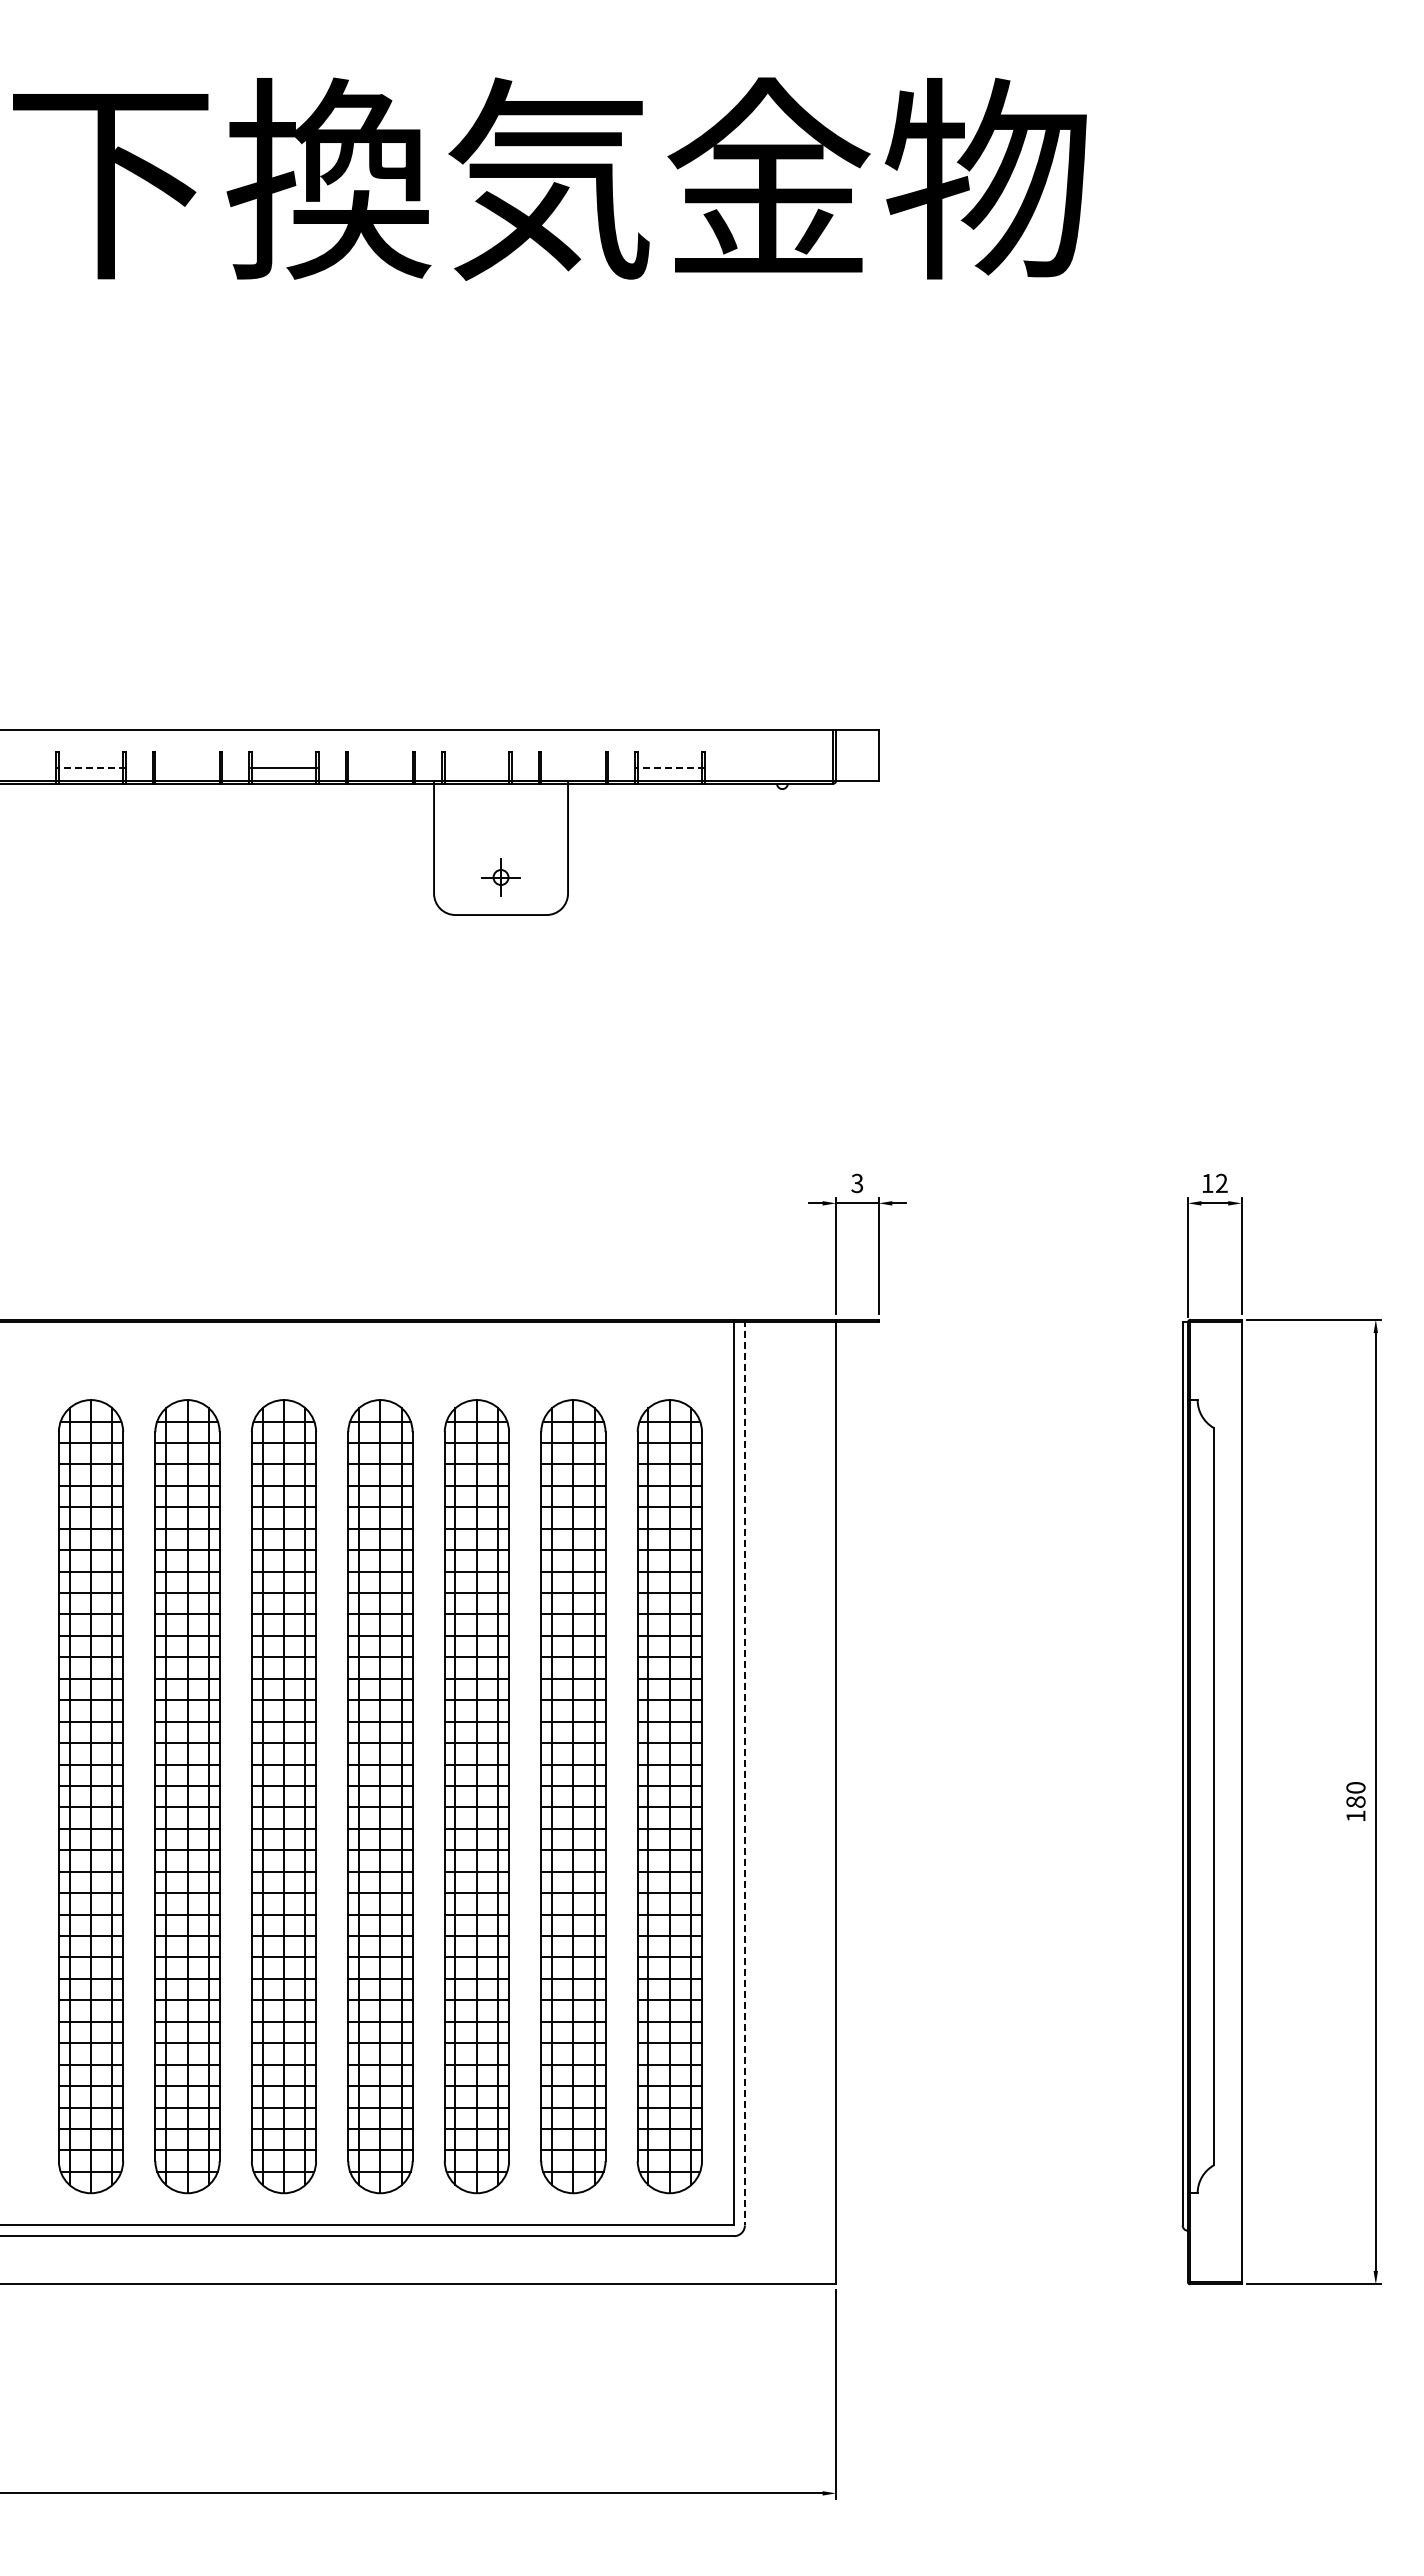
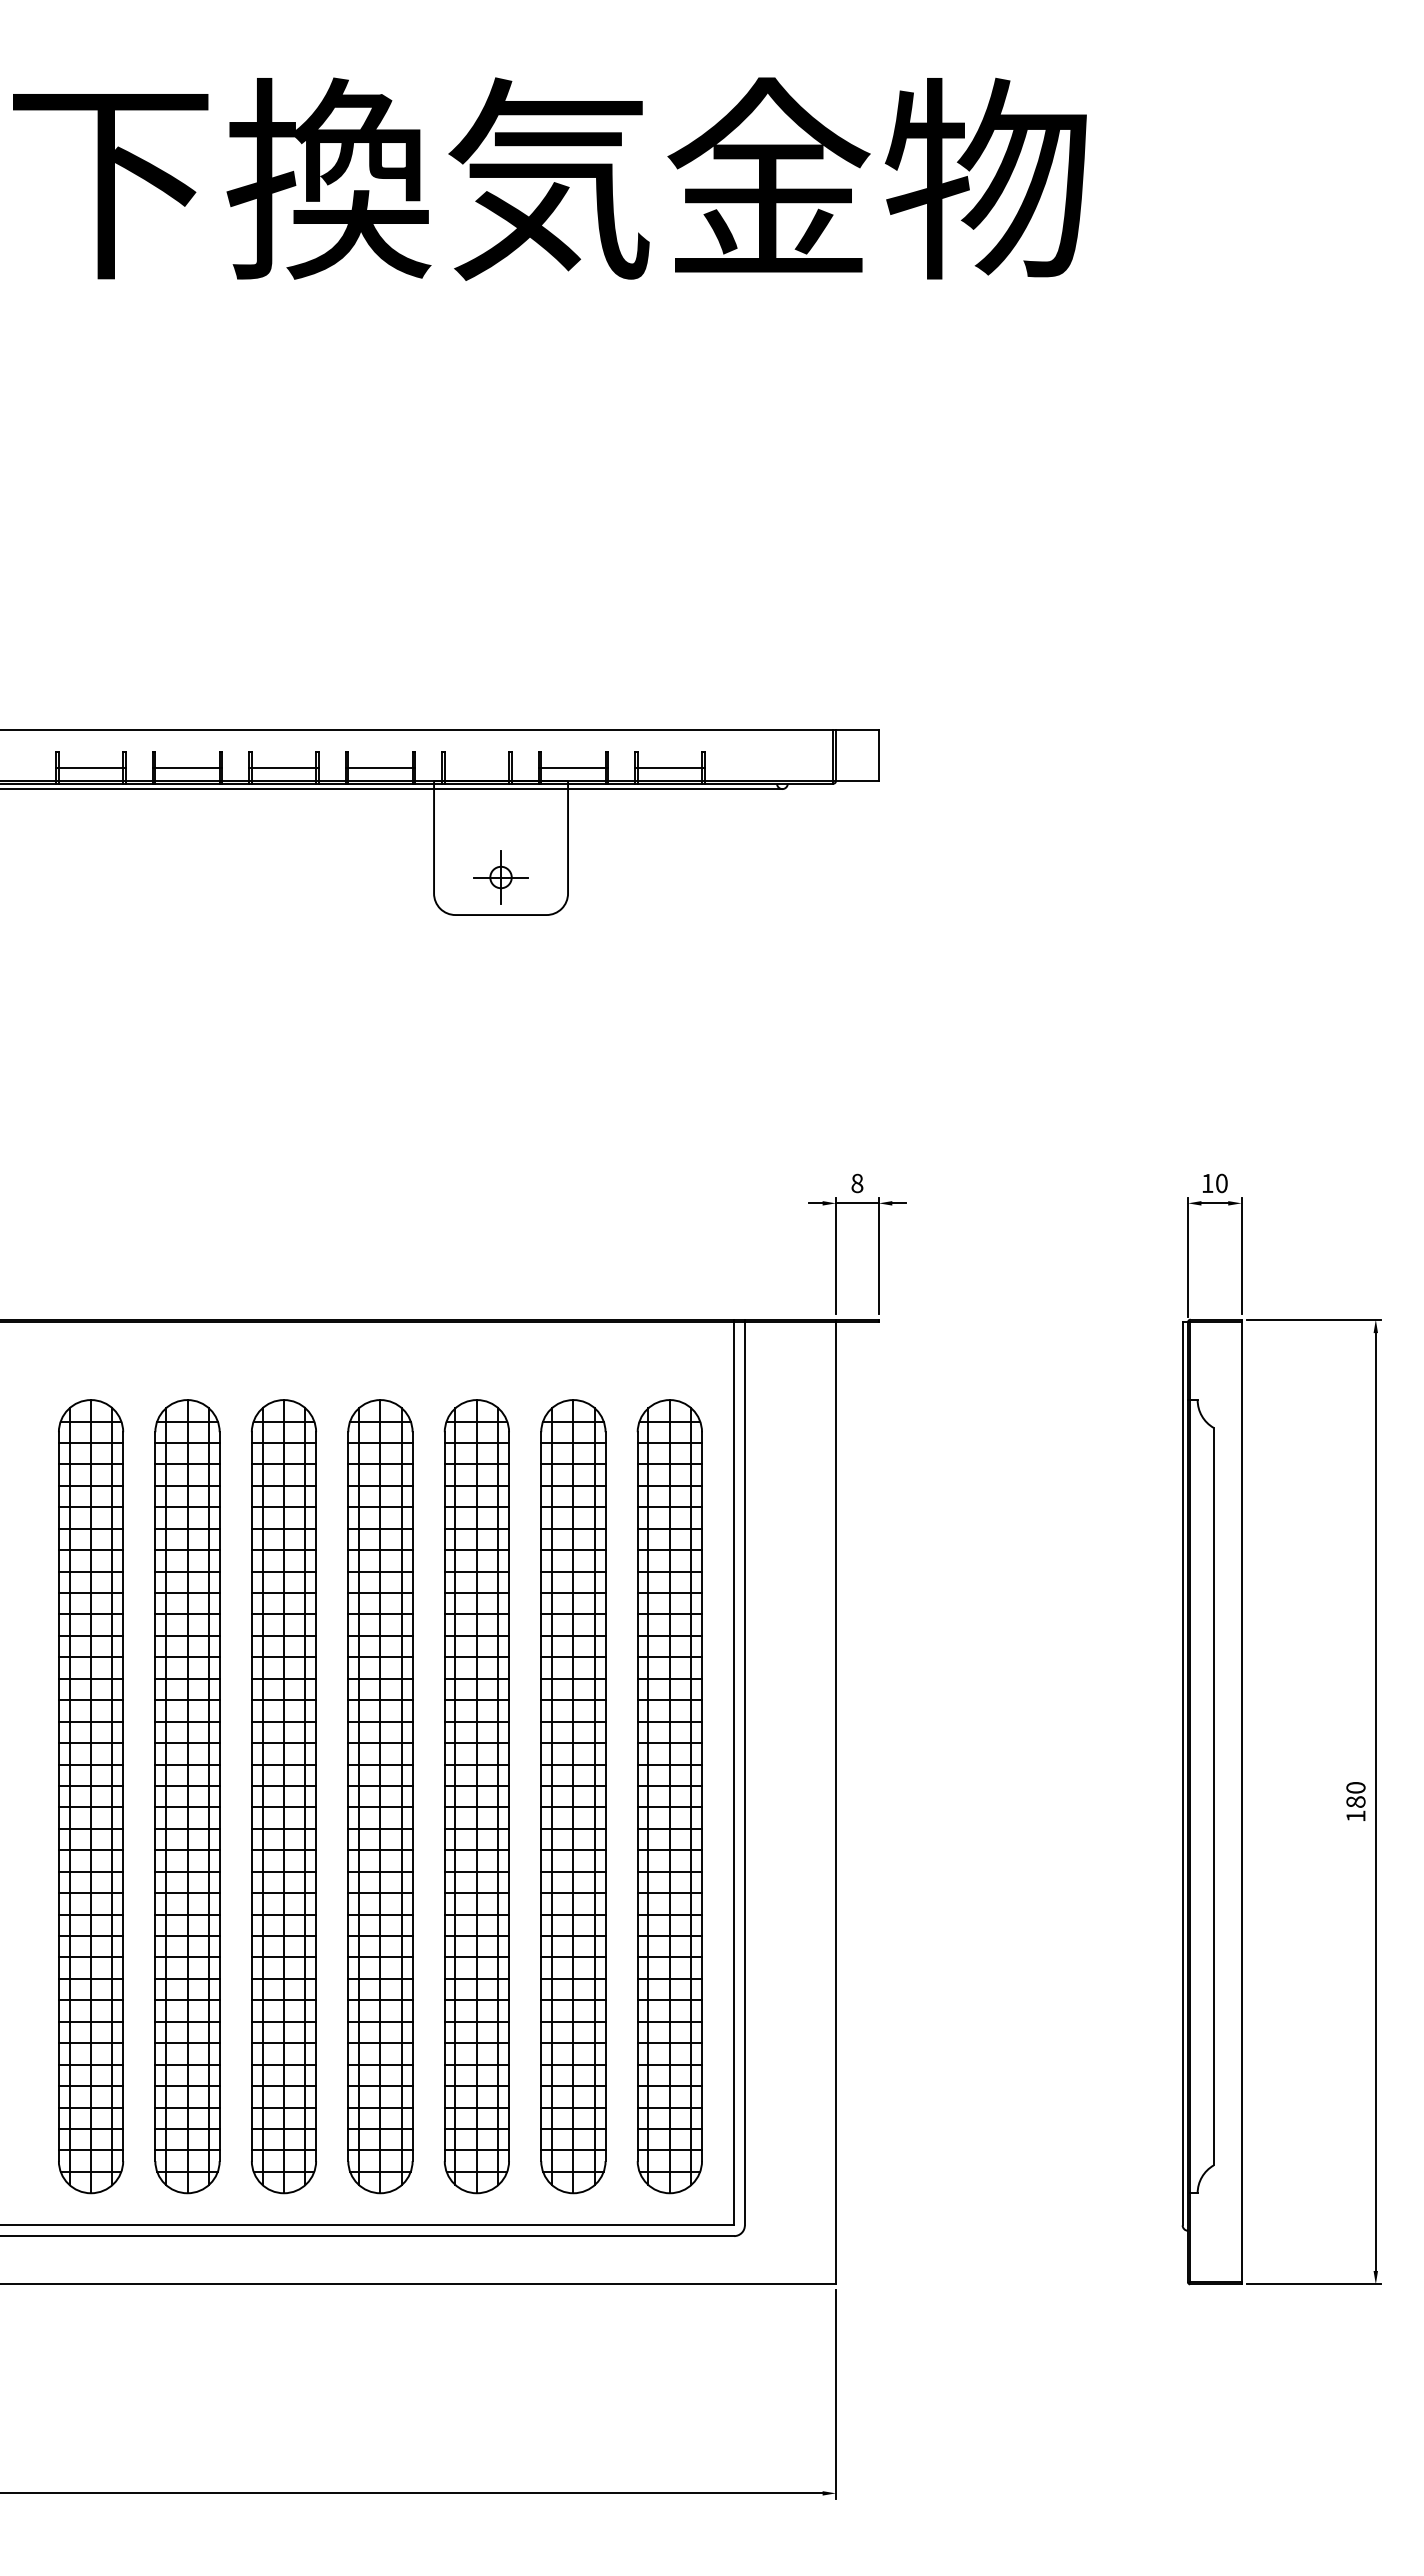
line: dashed -> solid (91, 767)
line: none -> present (187, 767)
line: none -> present (380, 767)
line: none -> present (573, 767)
line: dashed -> solid (669, 767)
line: none -> present (392, 789)
part size: 40x39 px -> 56x55 px (500, 877)
text: 3 -> 8 (857, 1182)
text: 12 -> 10 (1221, 1183)
line: dashed -> solid (744, 1772)
